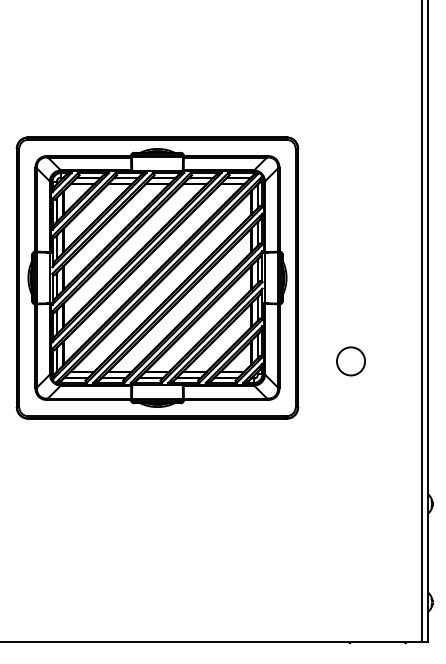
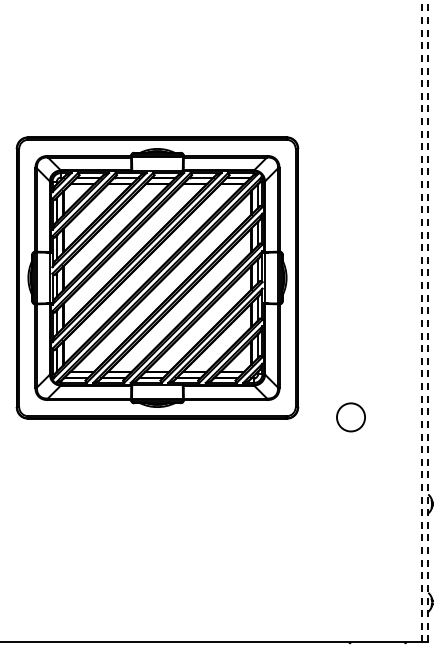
line: solid -> dashed (421, 321)
line: solid -> dashed (428, 321)
circle position: (350, 361) -> (350, 417) (350, 417)
